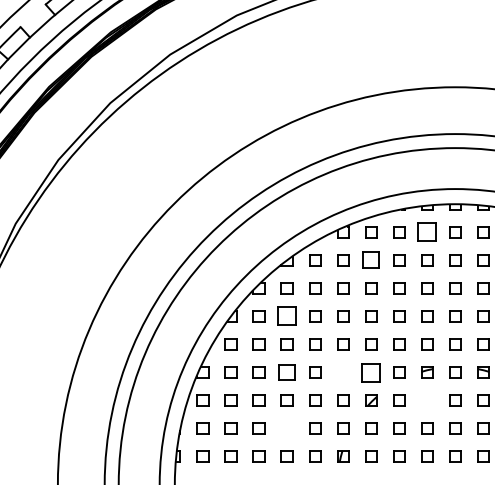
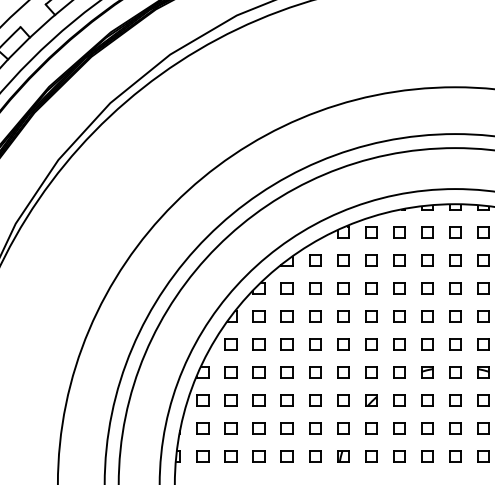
part size: 20x20 px -> 13x13 px (427, 232)
part size: 18x18 px -> 13x13 px (371, 260)
part size: 20x20 px -> 14x13 px (286, 316)
part size: 18x17 px -> 14x13 px (286, 372)
part: none -> present (343, 372)
part size: 20x20 px -> 13x13 px (371, 372)
part: none -> present (427, 400)
part: none -> present (286, 428)
